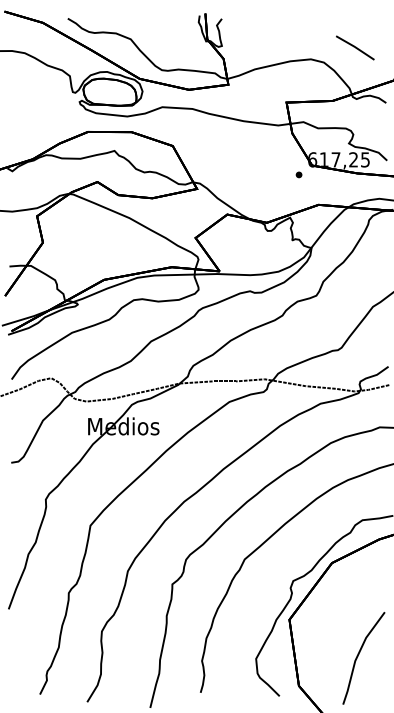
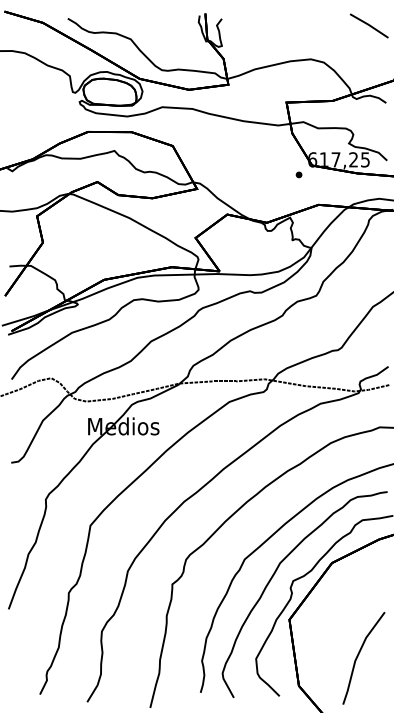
line position: (355, 47) -> (369, 25) (369, 25)
curve: none -> present (274, 575)
